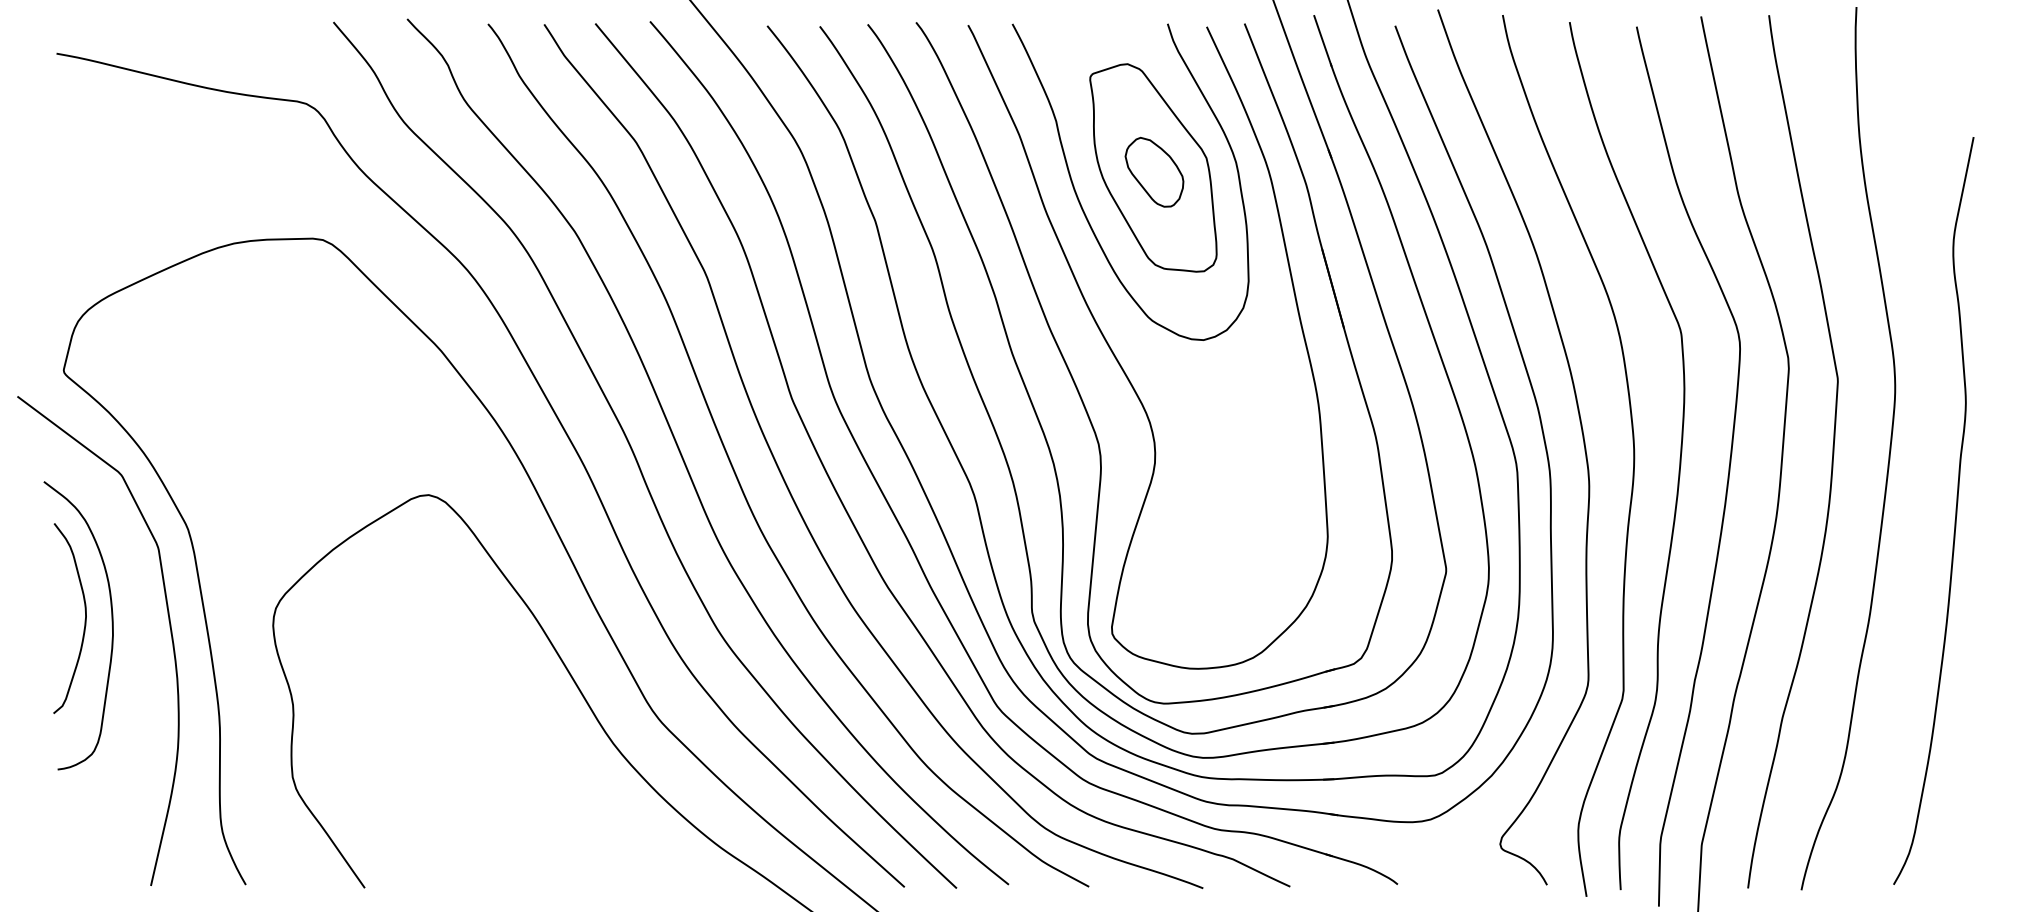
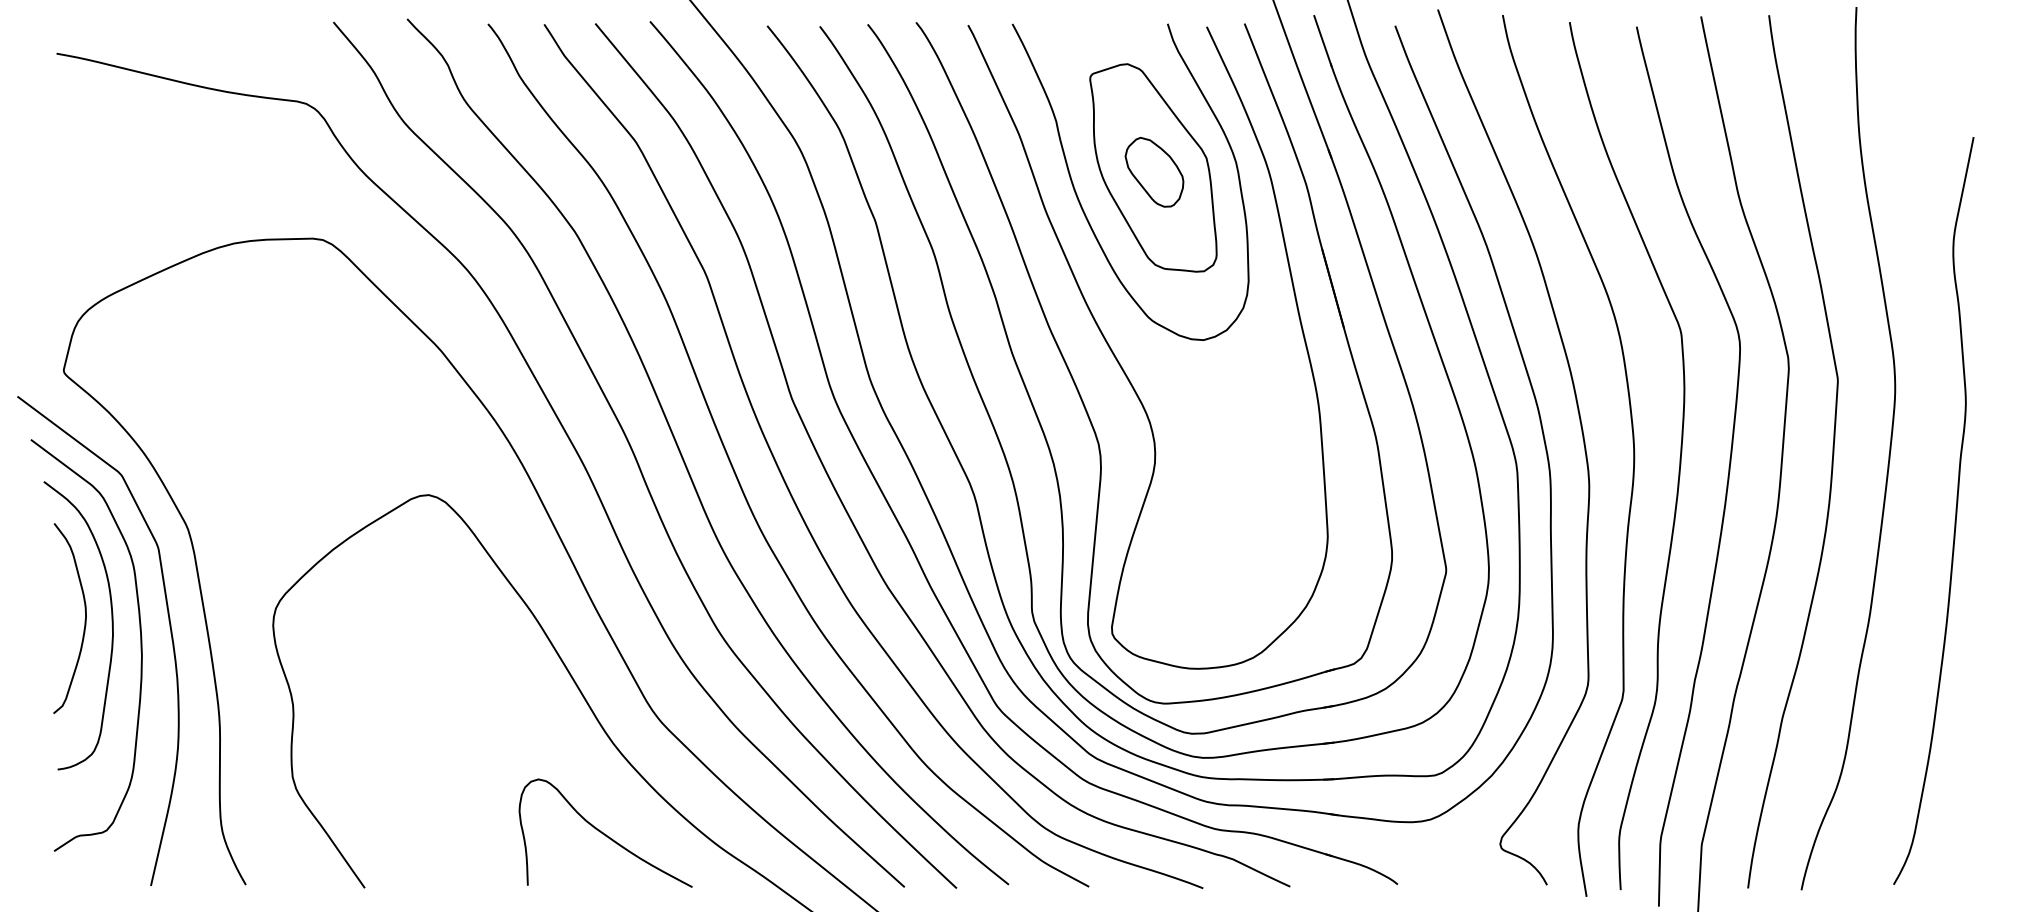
curve: none -> present (140, 645)
curve: none -> present (604, 833)
